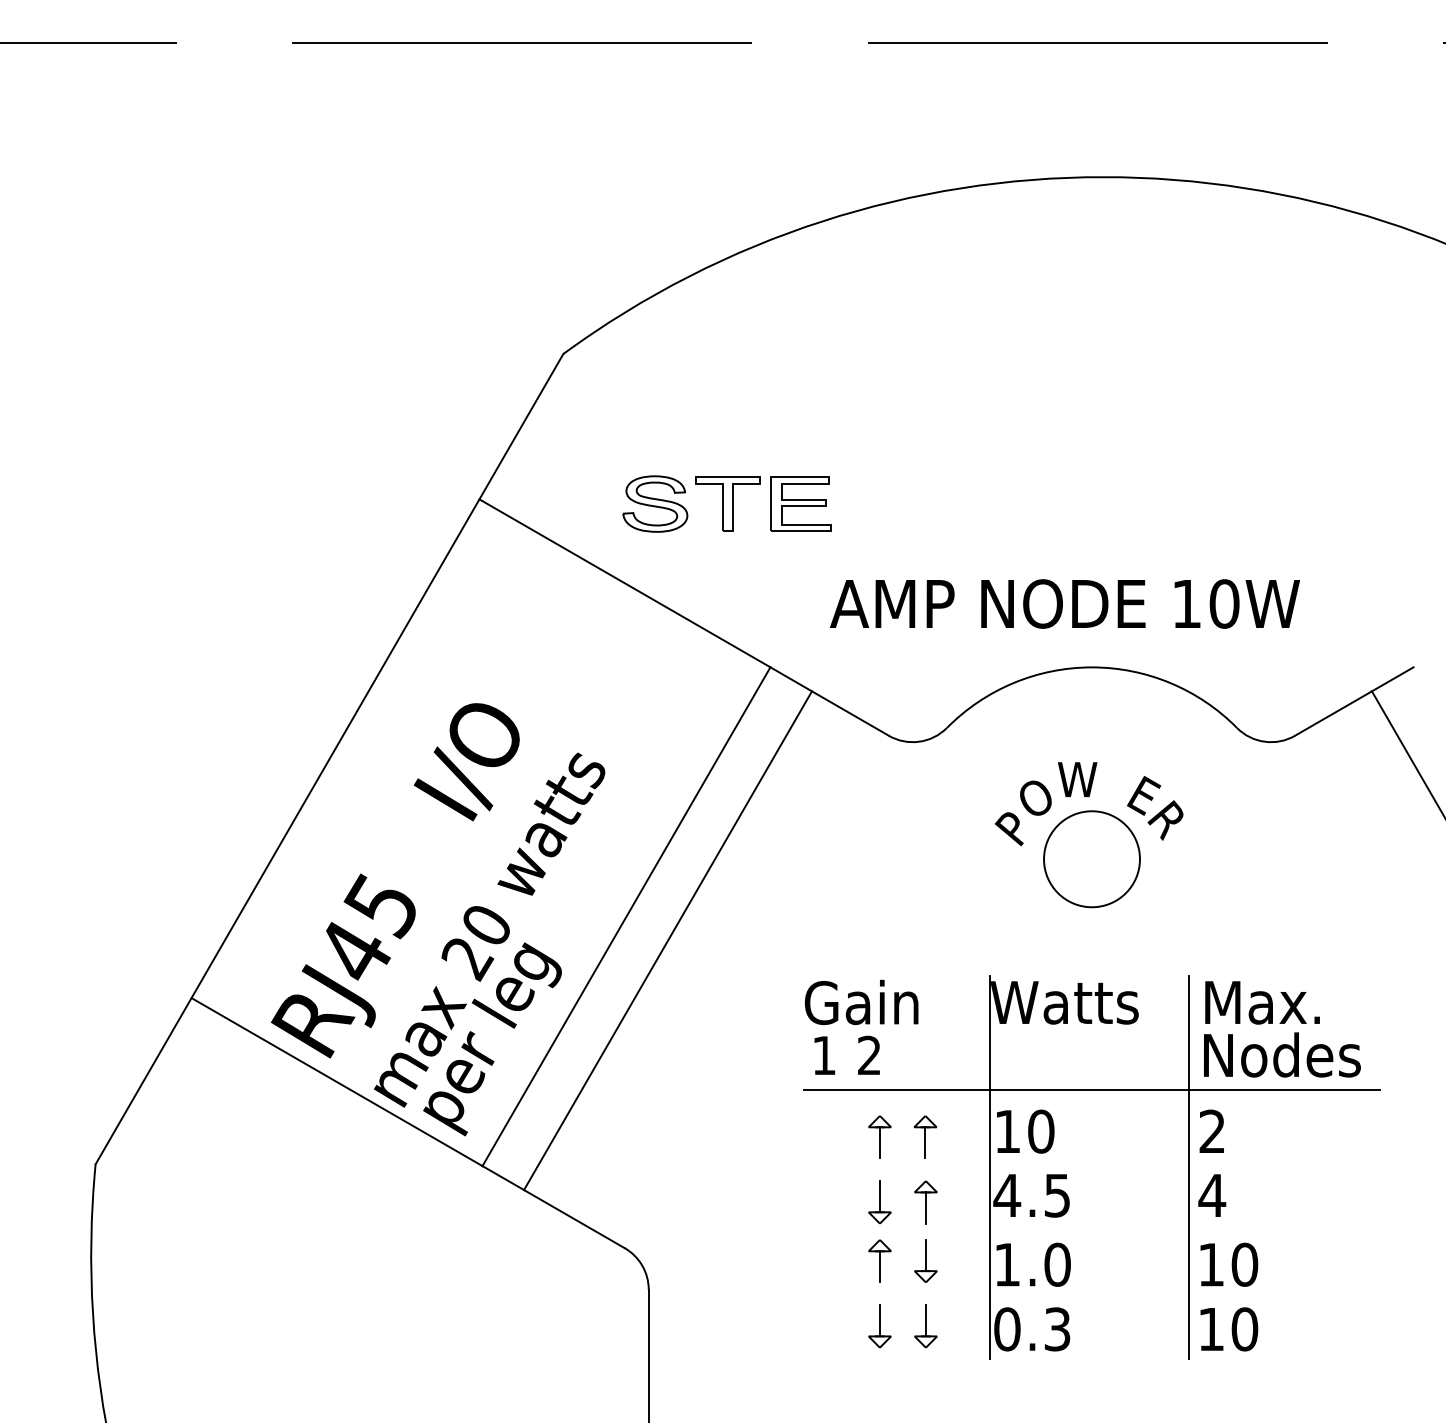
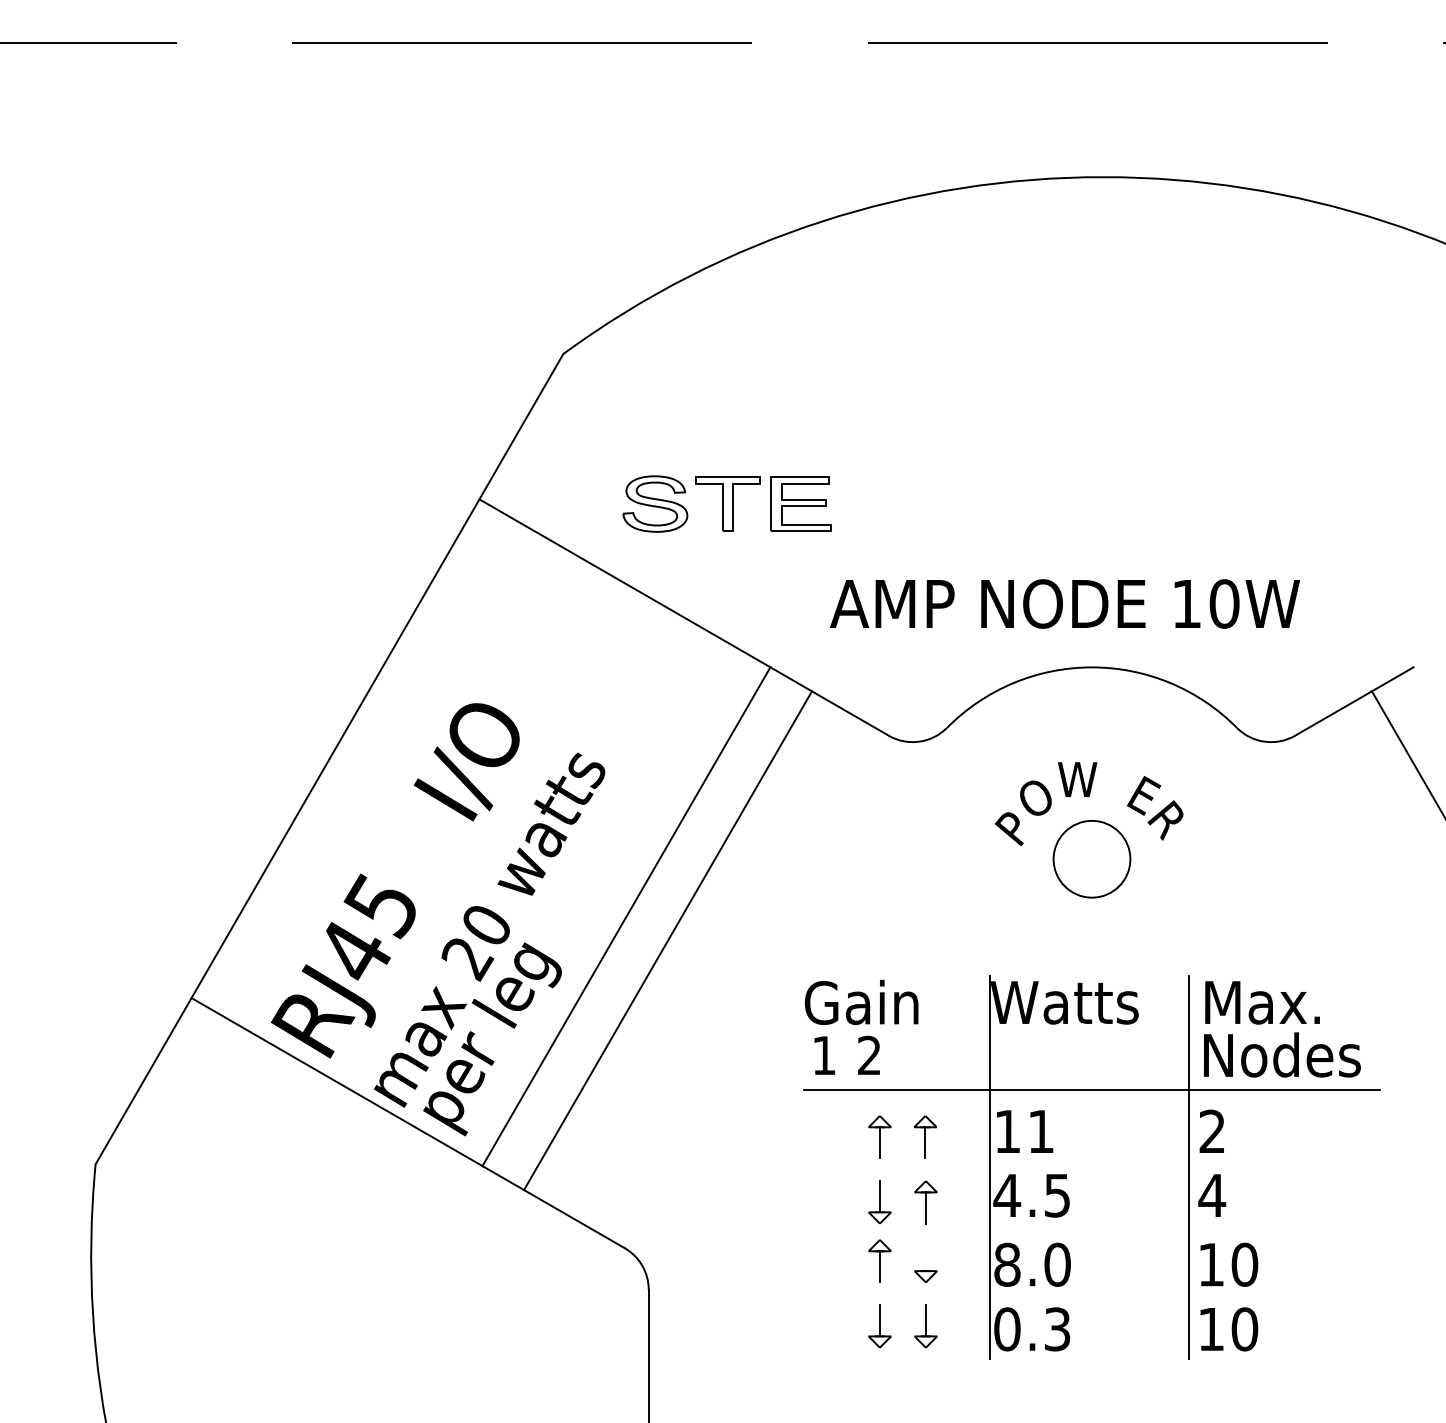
circle diameter: 96 px -> 77 px (1091, 858)
text: 10 -> 11 (1041, 1131)
line: present -> none (925, 1255)
text: 1.0 -> 8.0 (1007, 1264)
